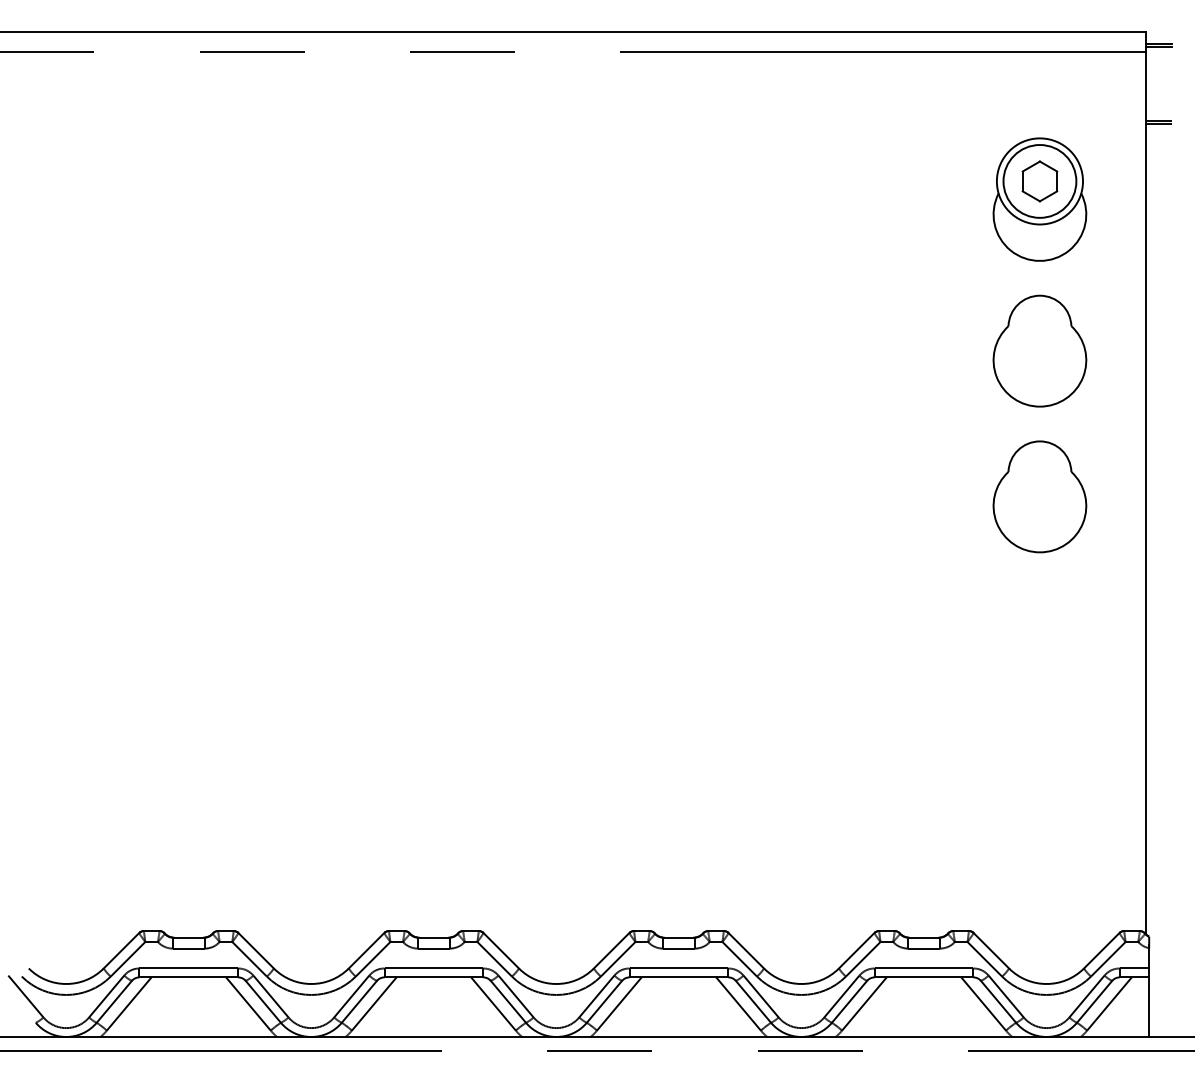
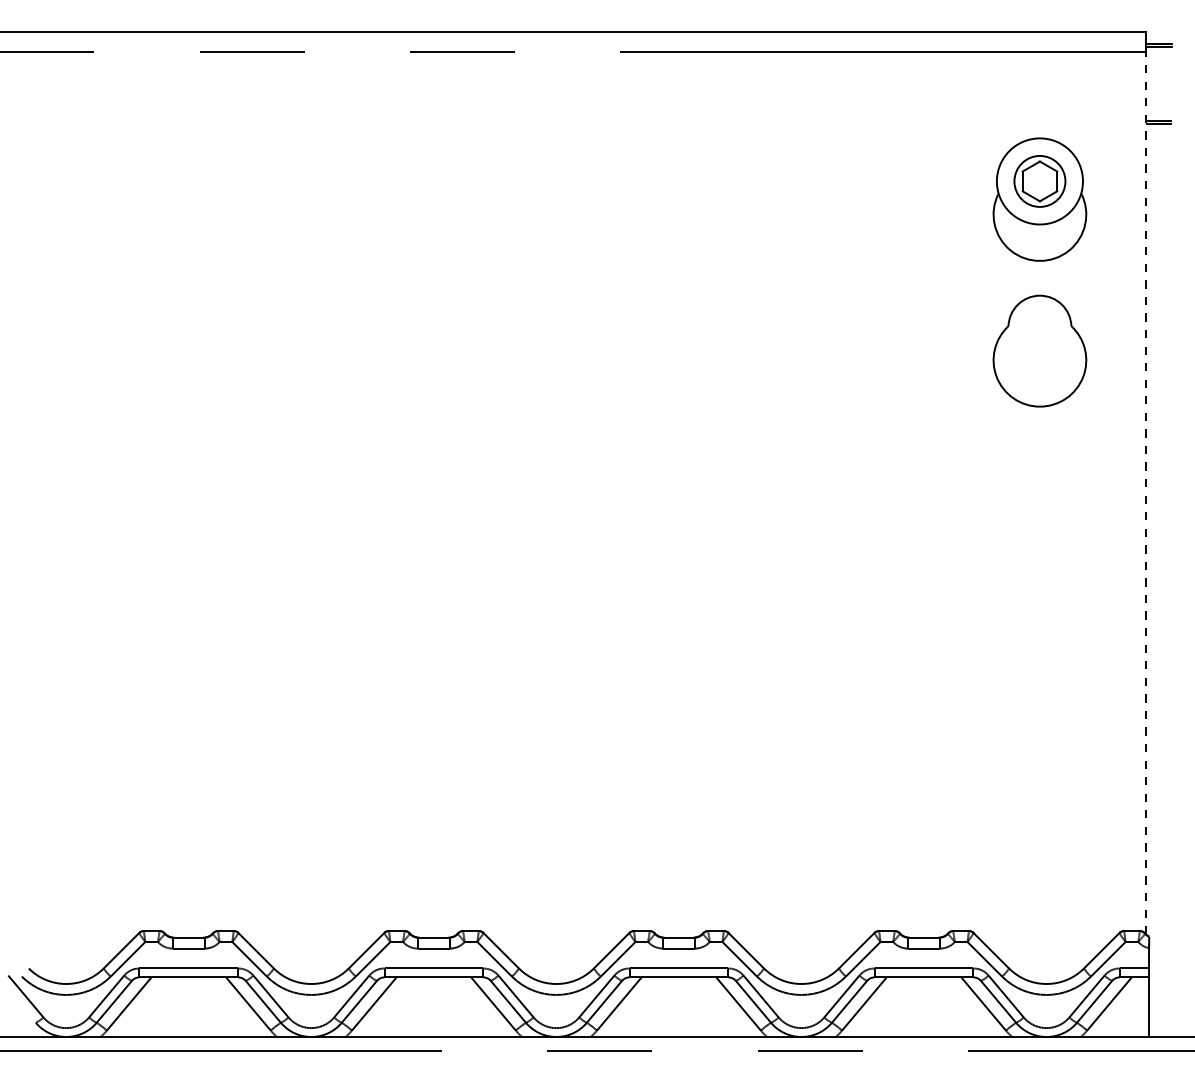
circle diameter: 73 px -> 51 px (1039, 180)
line: solid -> dashed (1145, 492)
part: present -> none (1039, 496)
